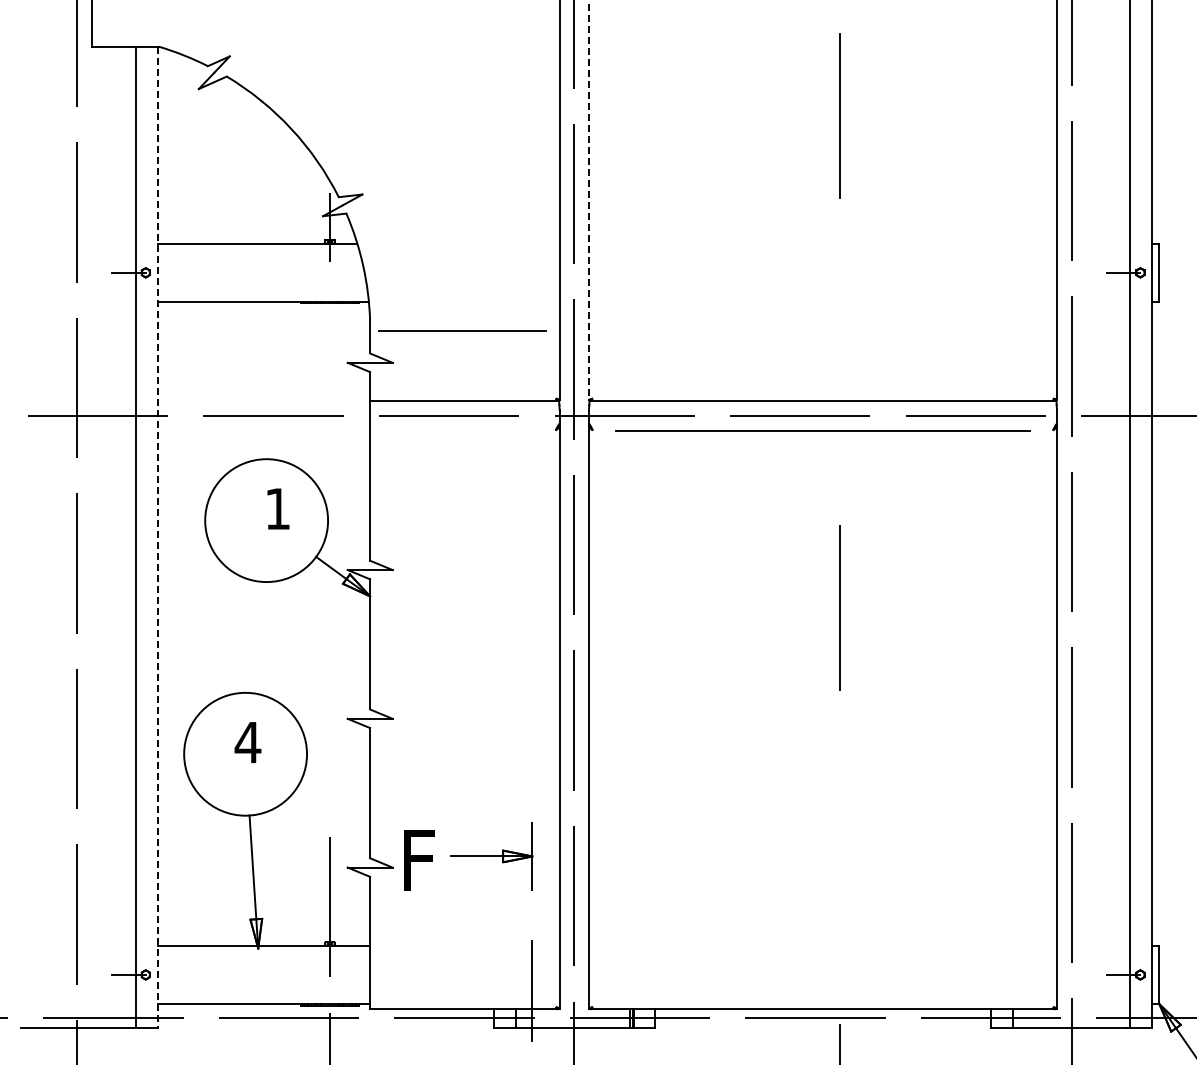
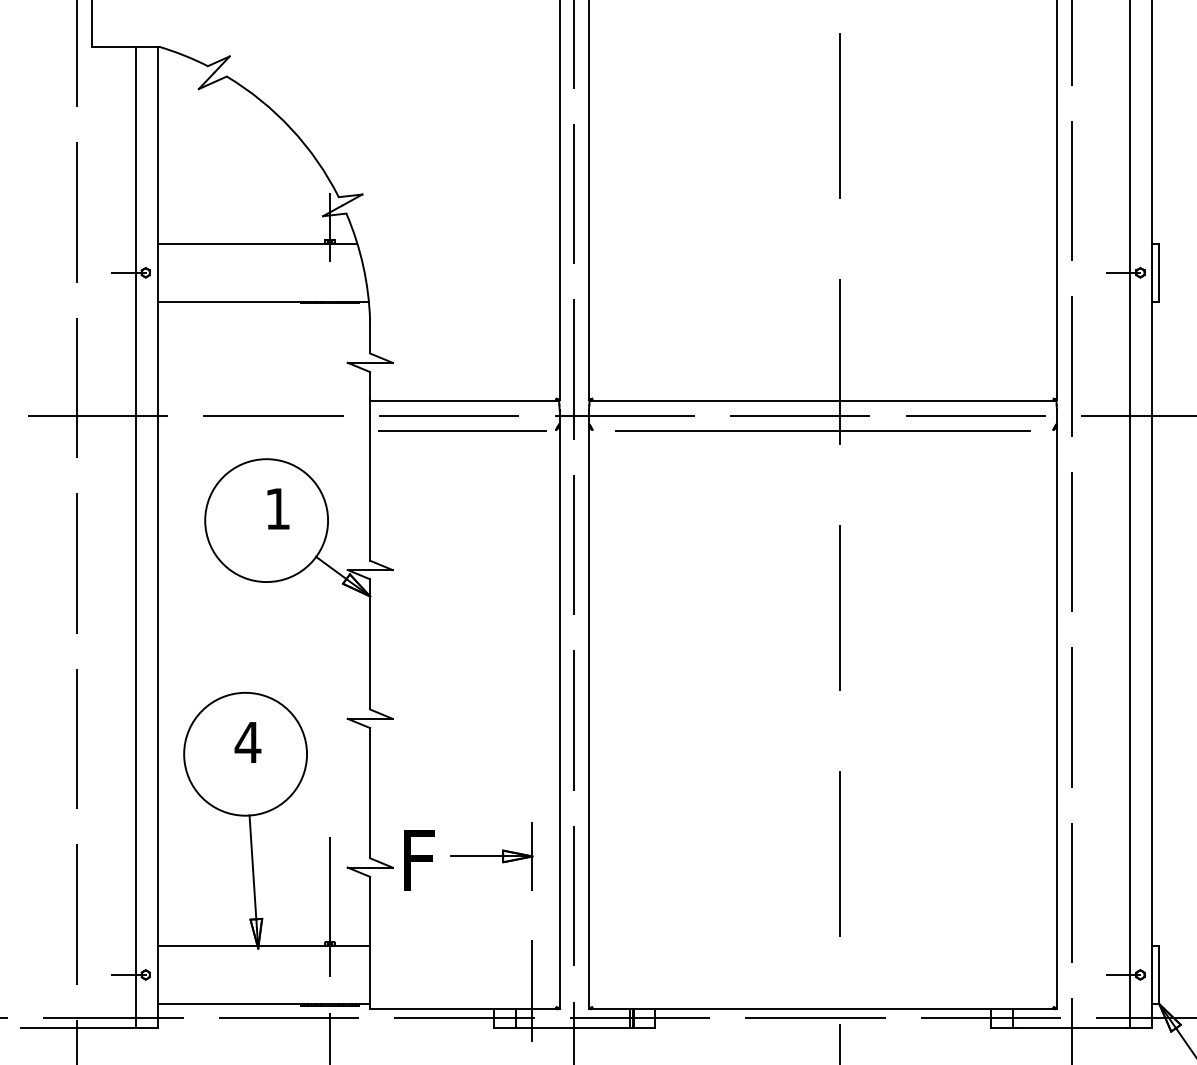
line: dashed -> solid (588, 200)
line position: (462, 330) -> (462, 430) (462, 430)
line: none -> present (839, 361)
line: dashed -> solid (157, 537)
line: none -> present (839, 853)
